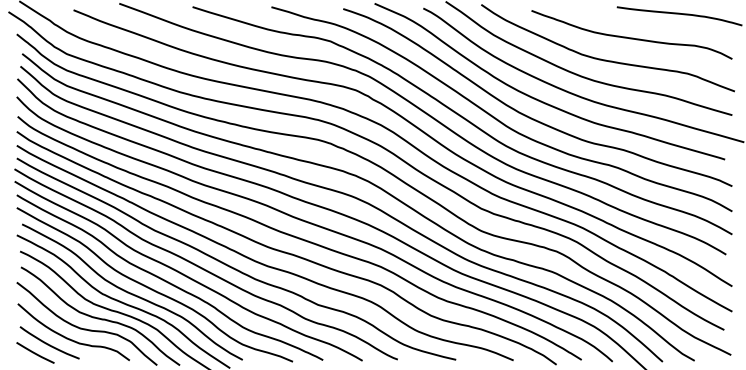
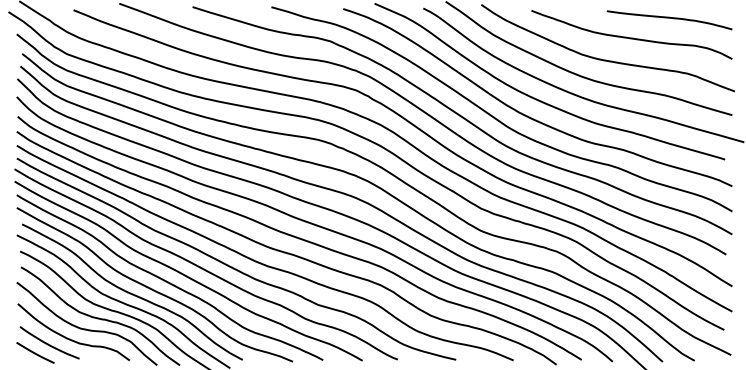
curve position: (679, 14) -> (669, 18) (669, 18)
